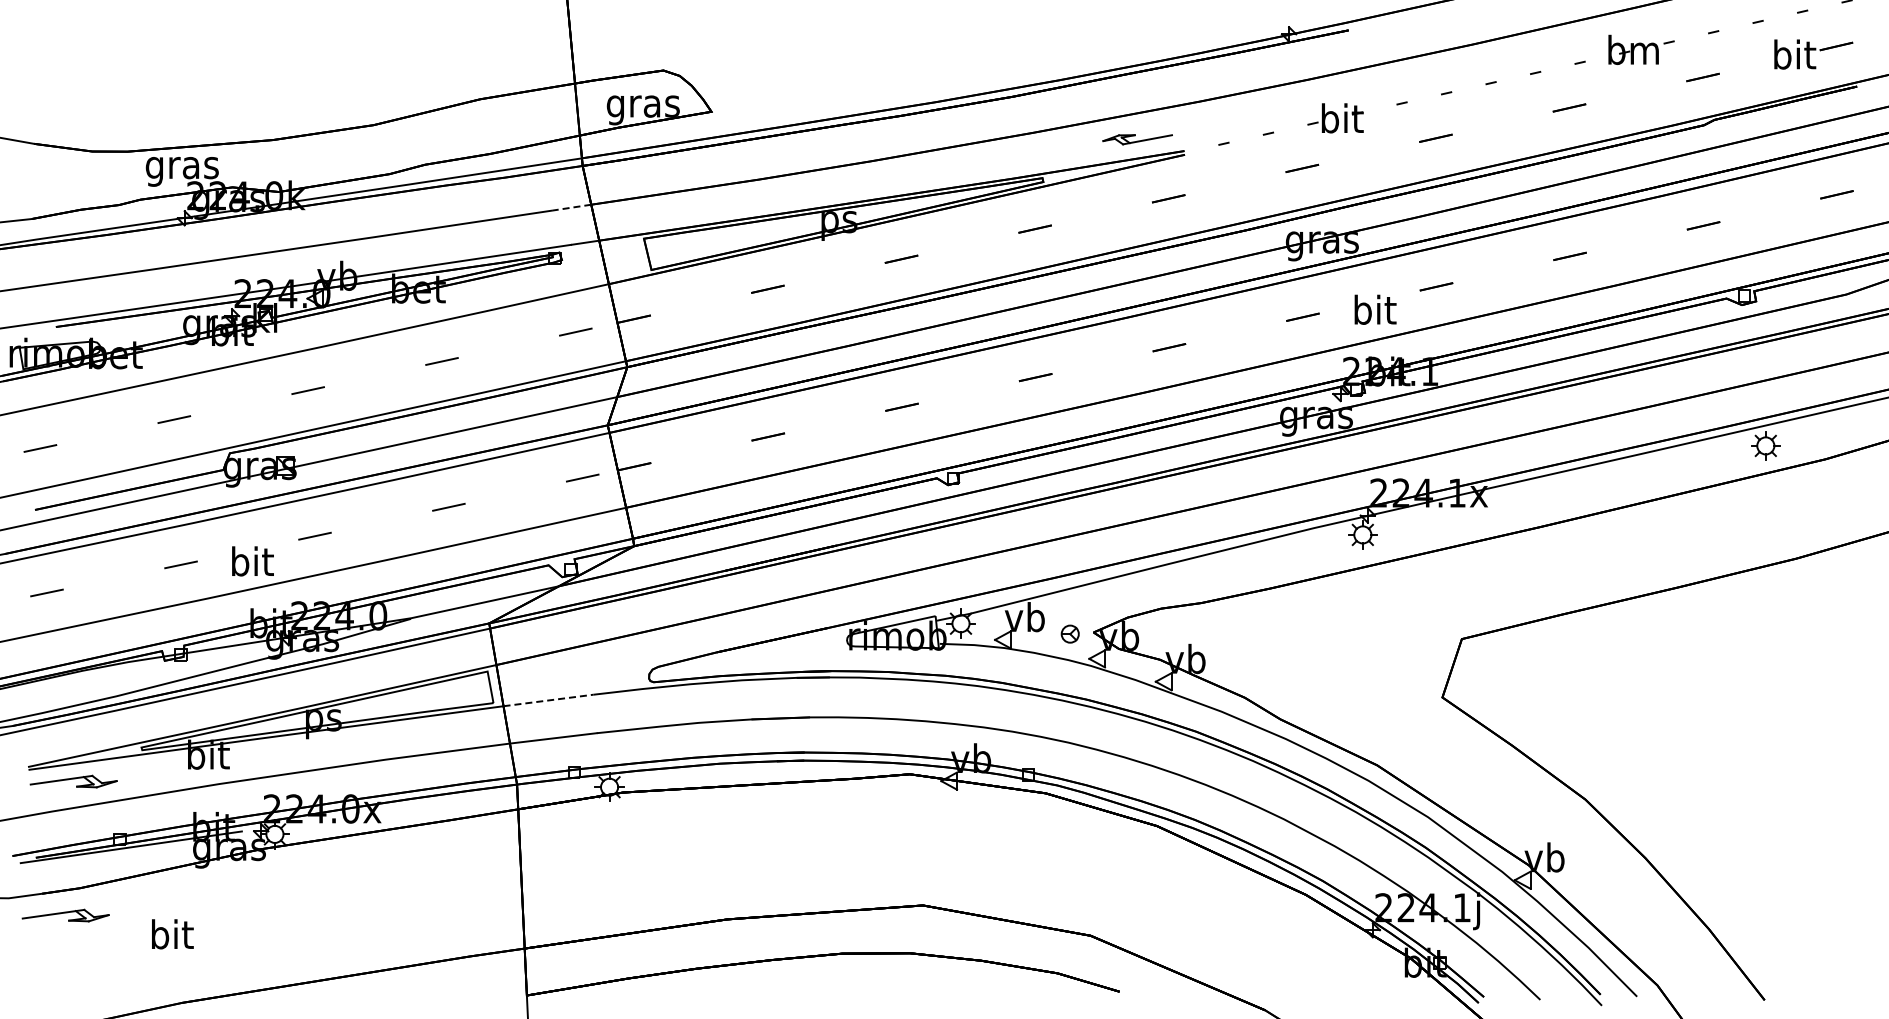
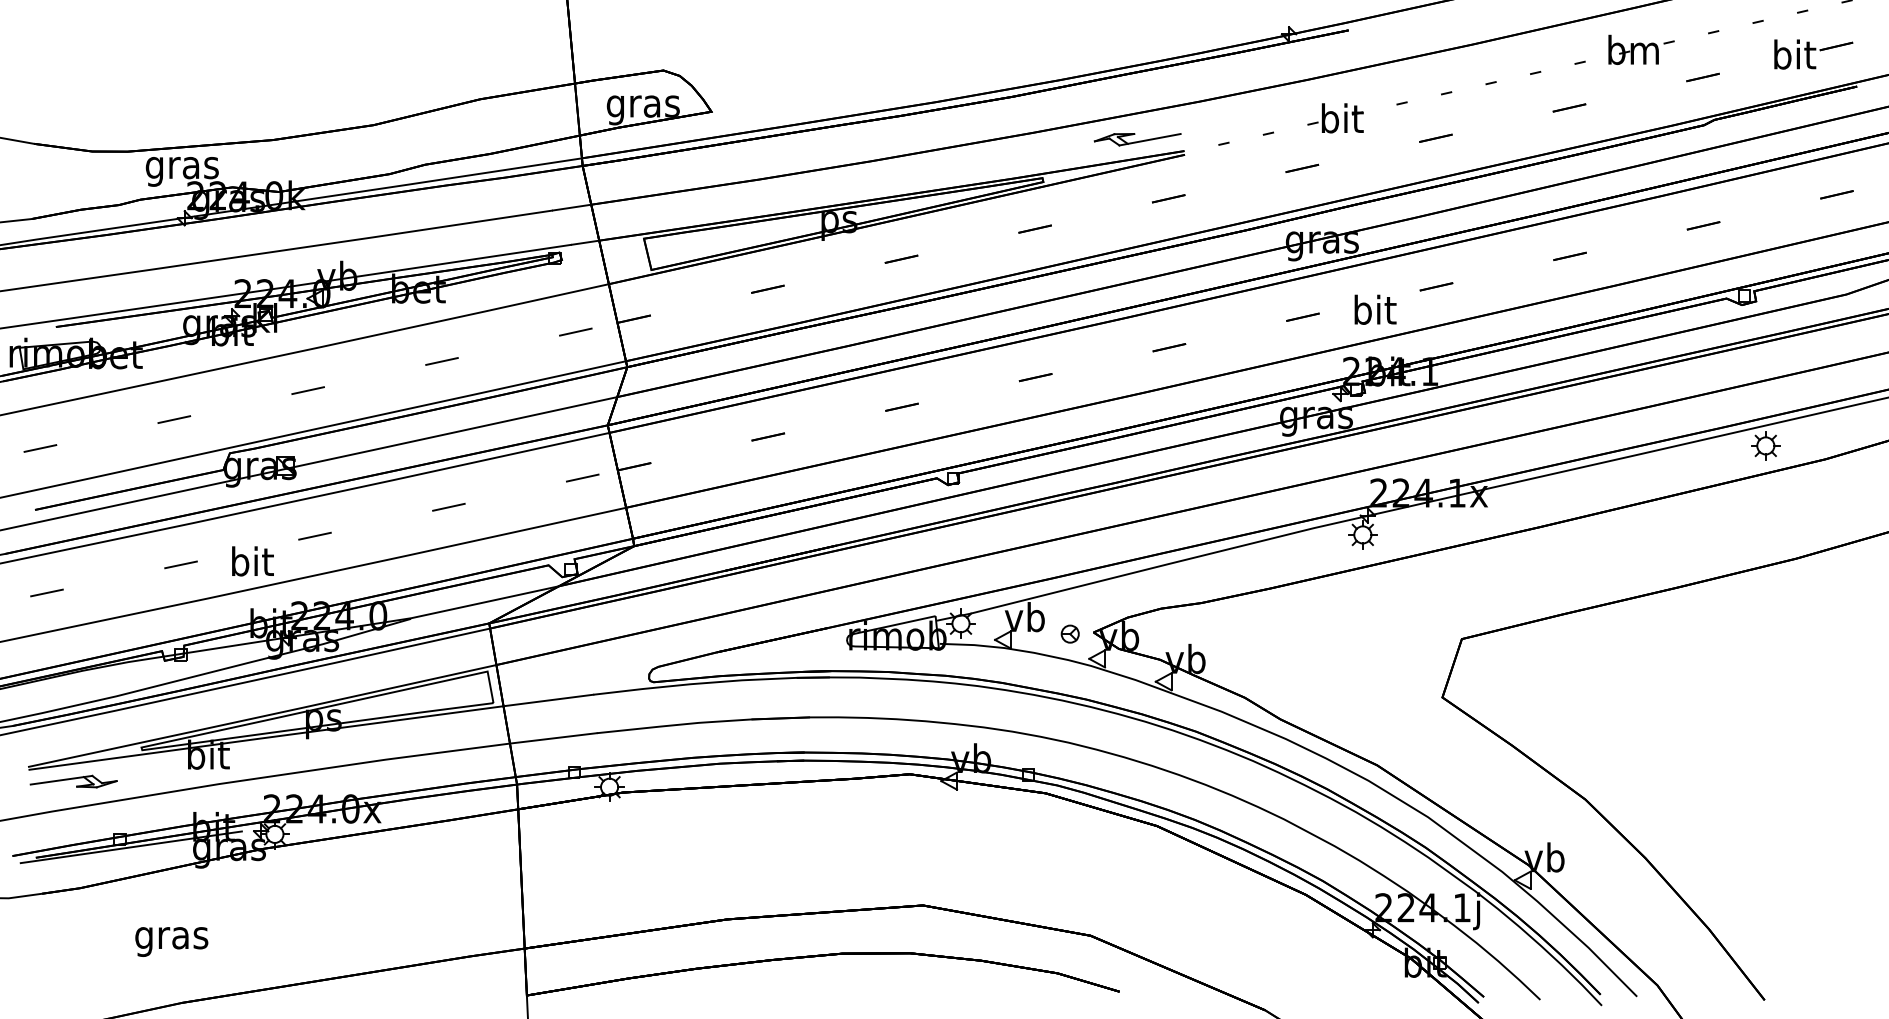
part size: 71x12 px -> 89x14 px (1137, 139)
line: dashed -> solid (571, 207)
line: dashed -> solid (548, 700)
part: present -> none (65, 915)
text: bit -> gras (171, 937)
